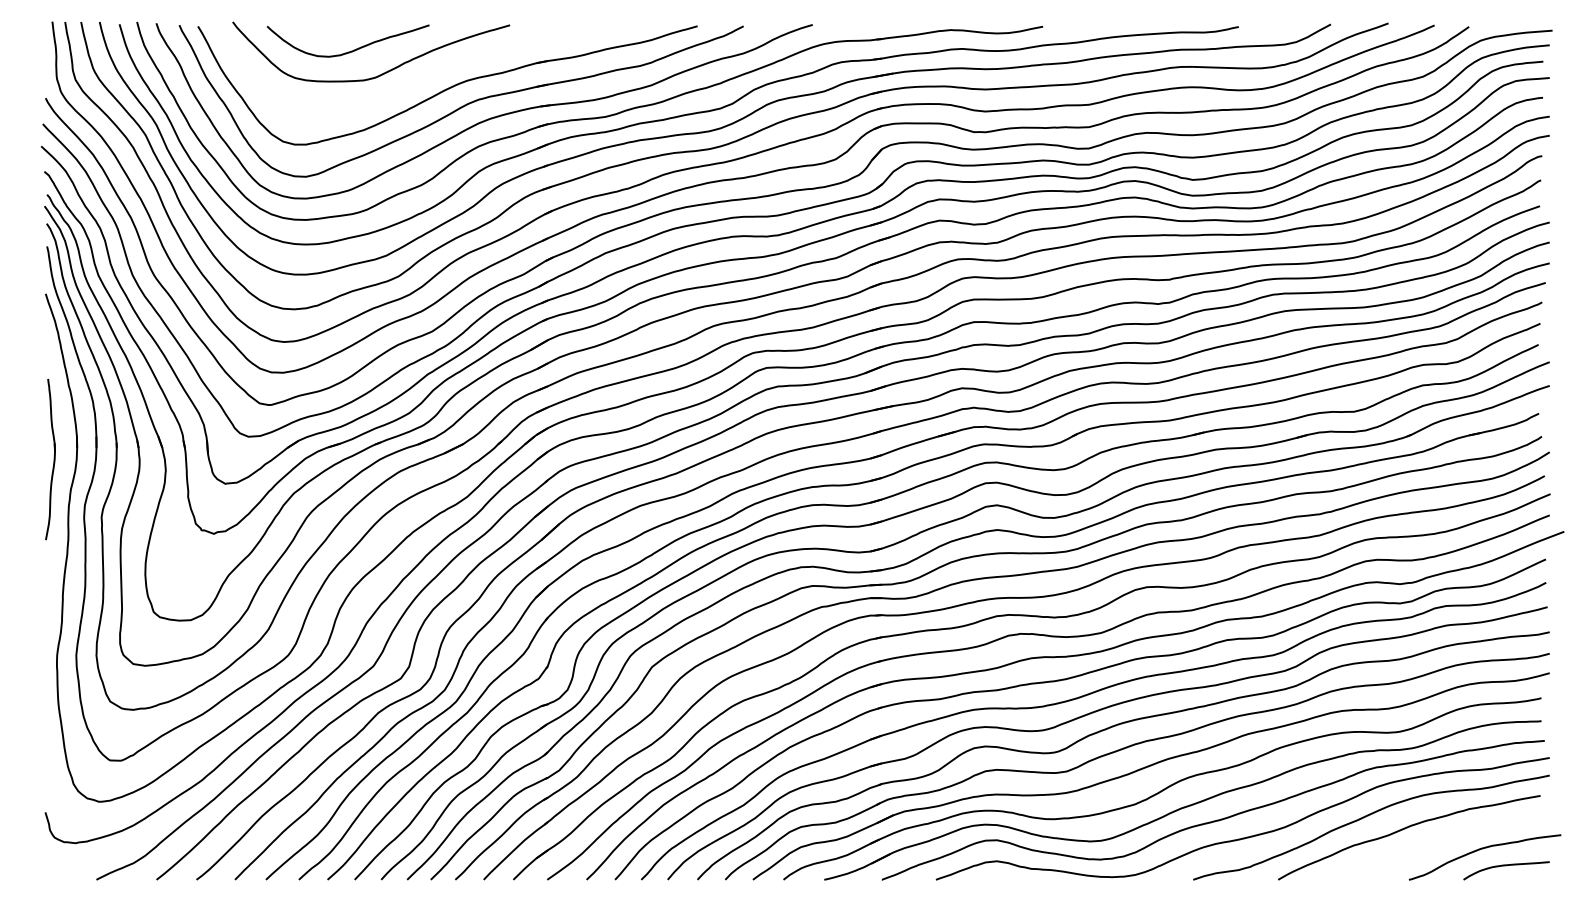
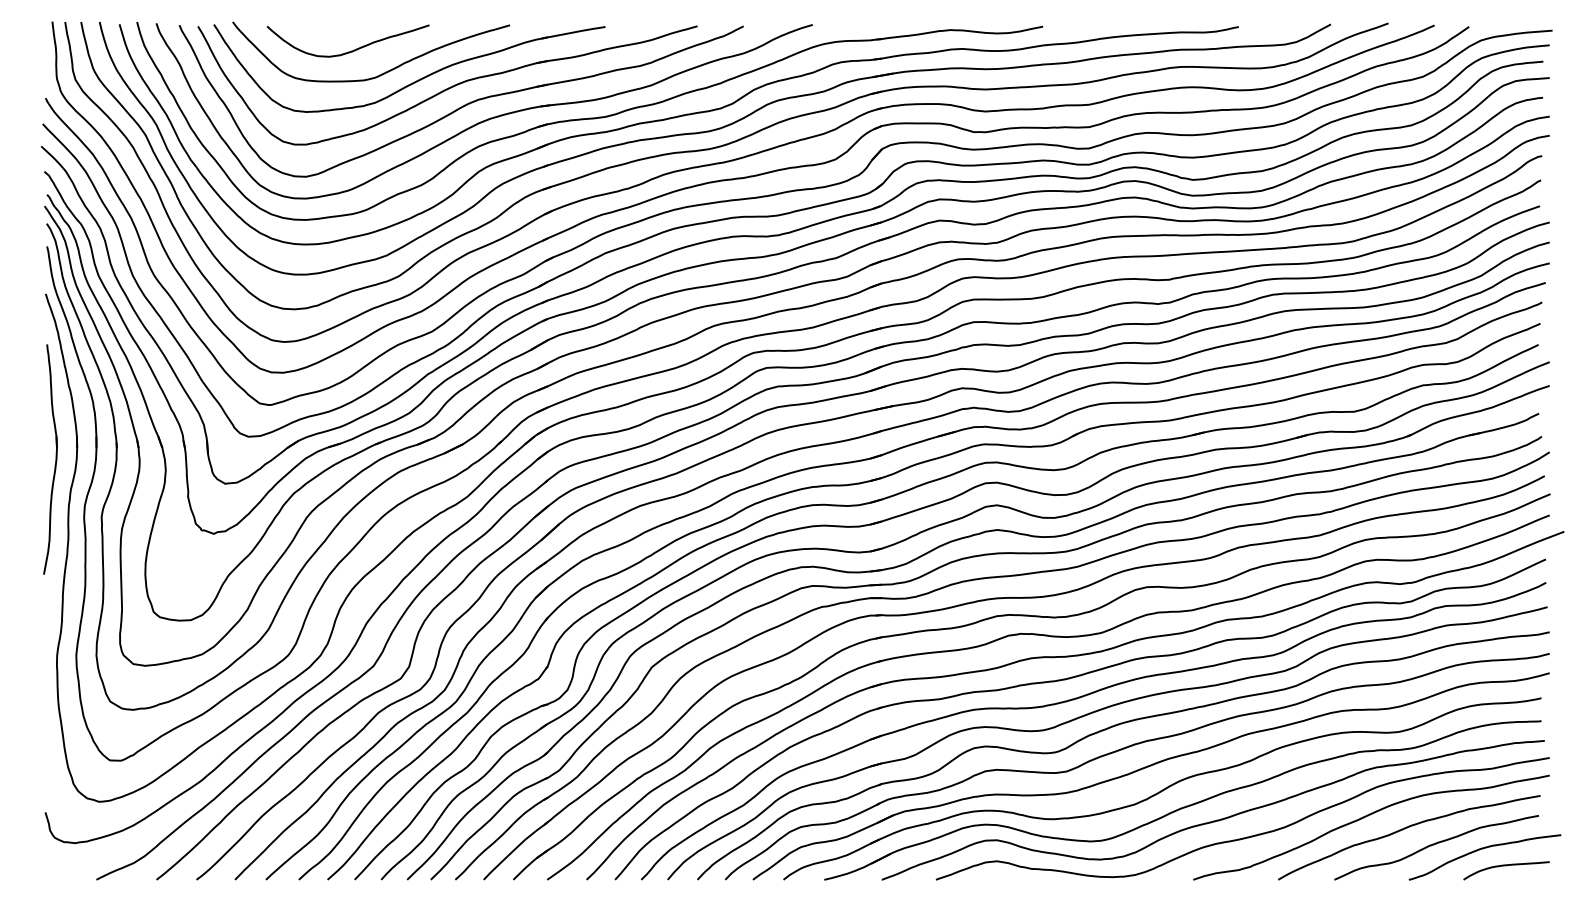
part: none -> present (416, 80)
part size: 11x162 px -> 15x231 px (50, 459)
curve: none -> present (1434, 845)
